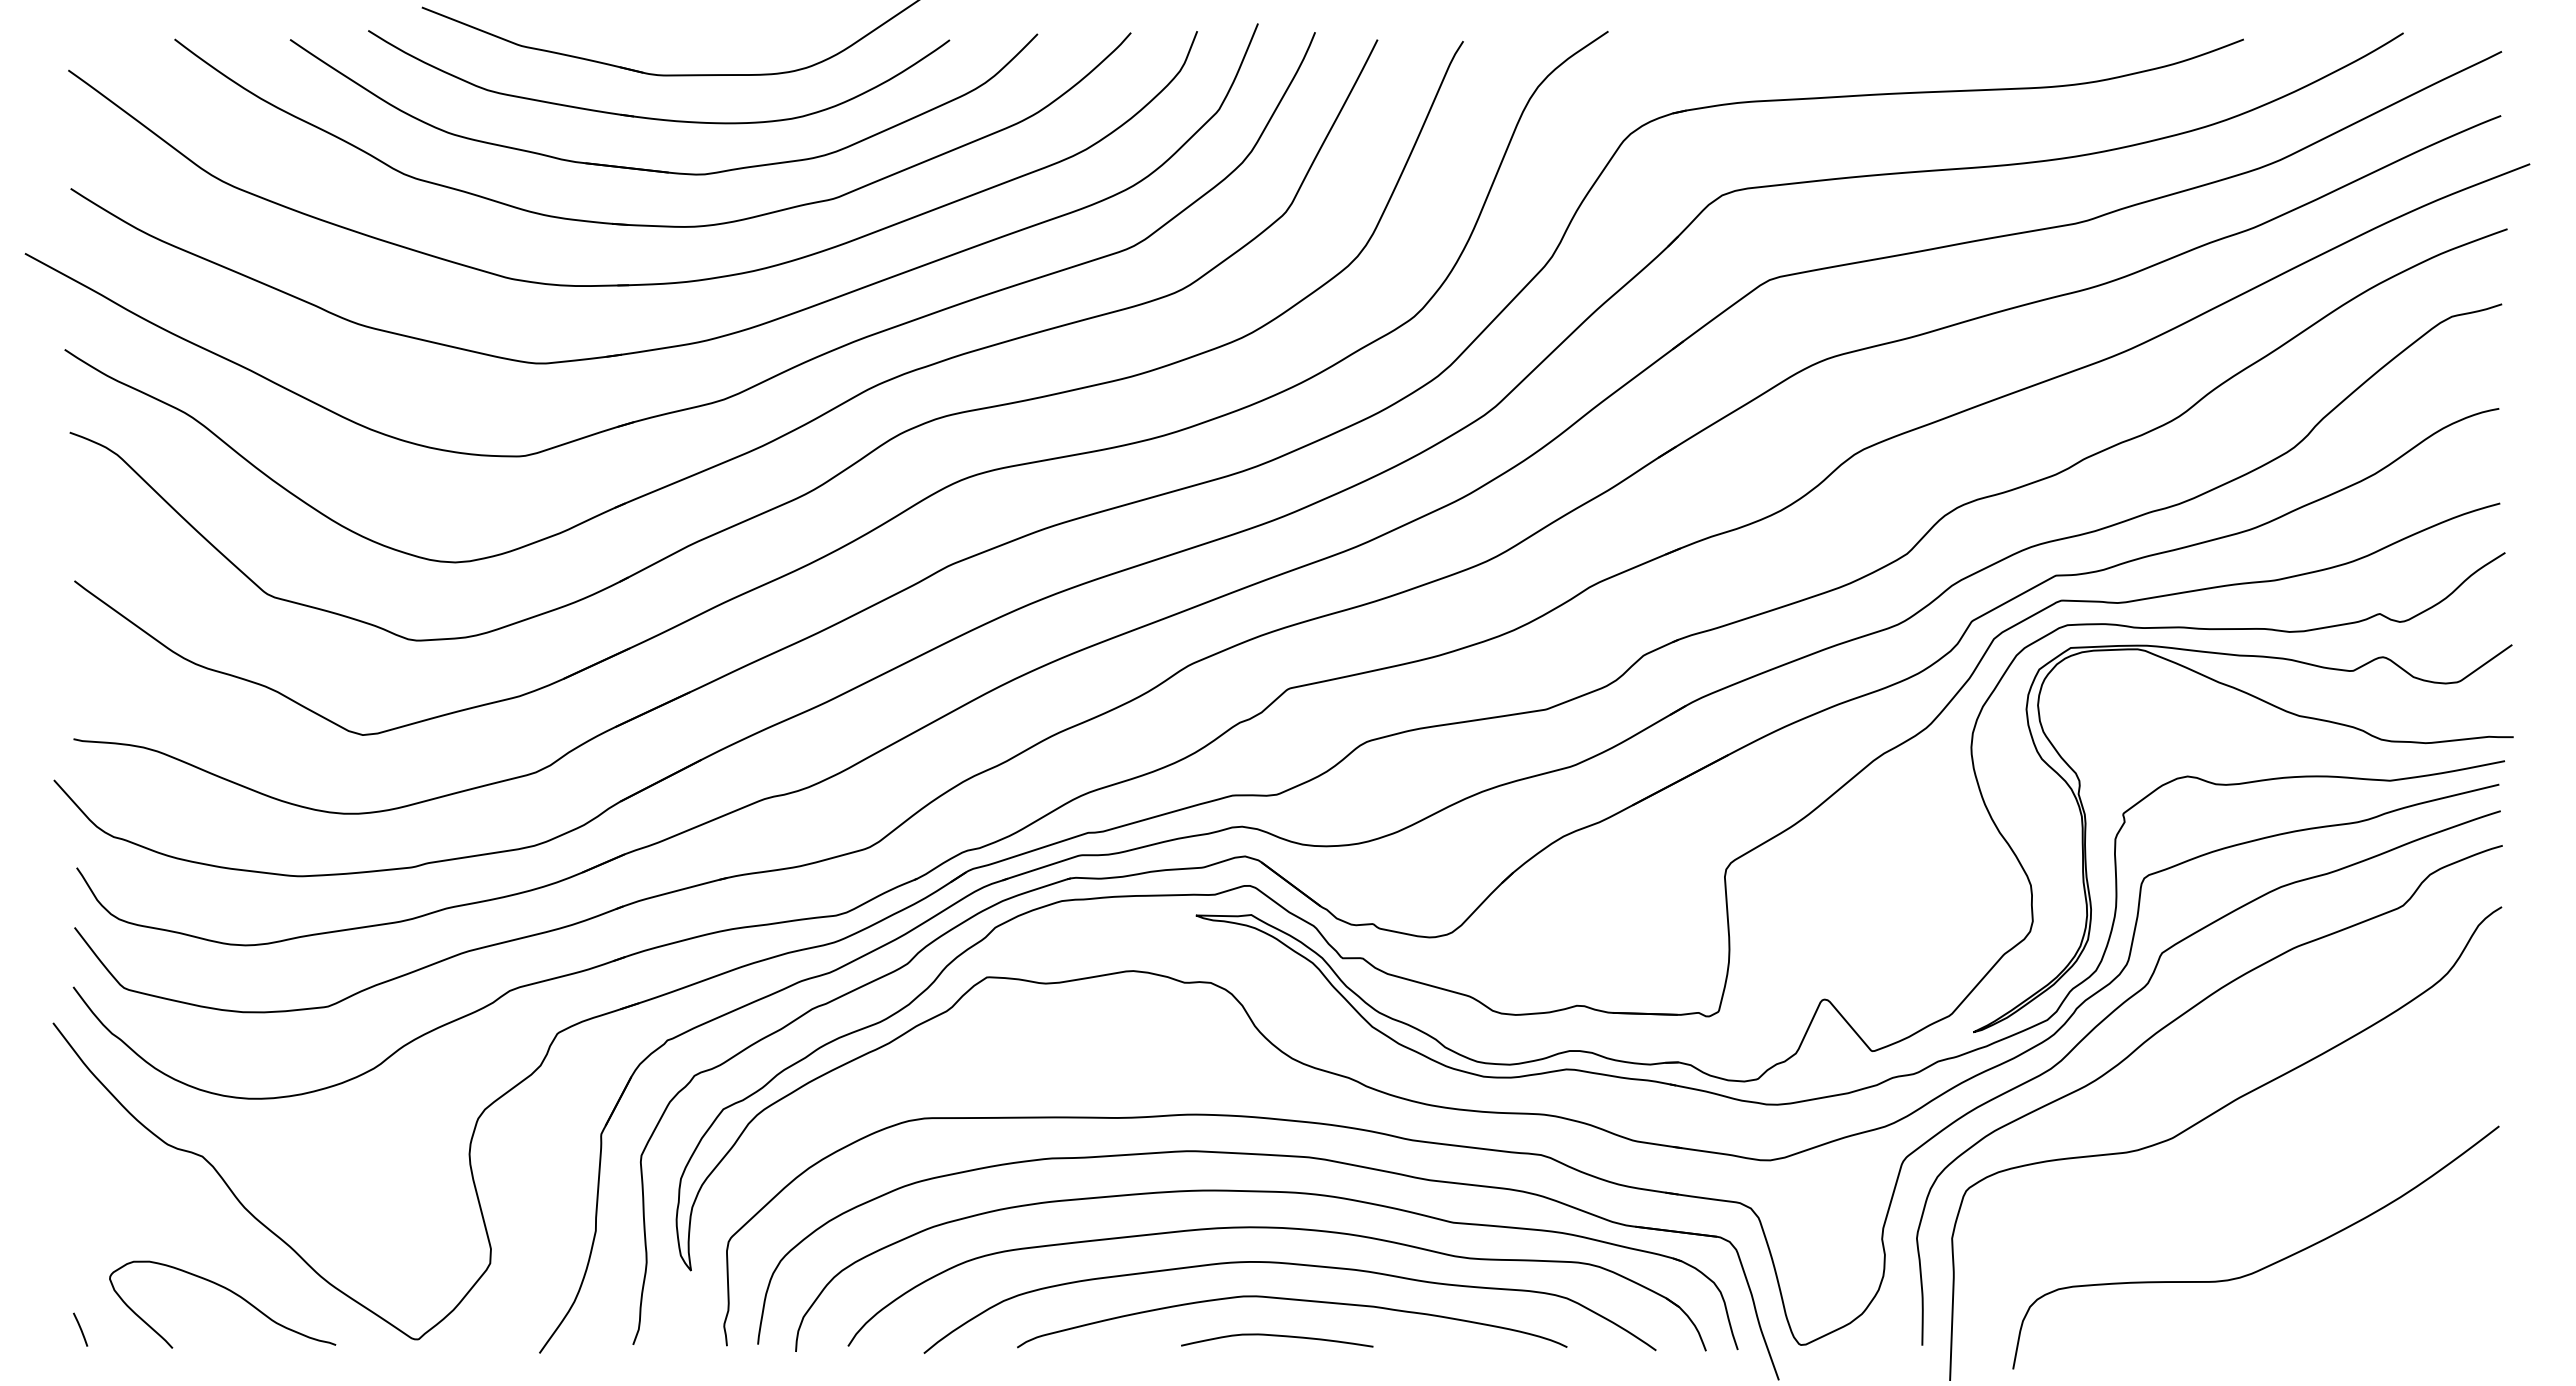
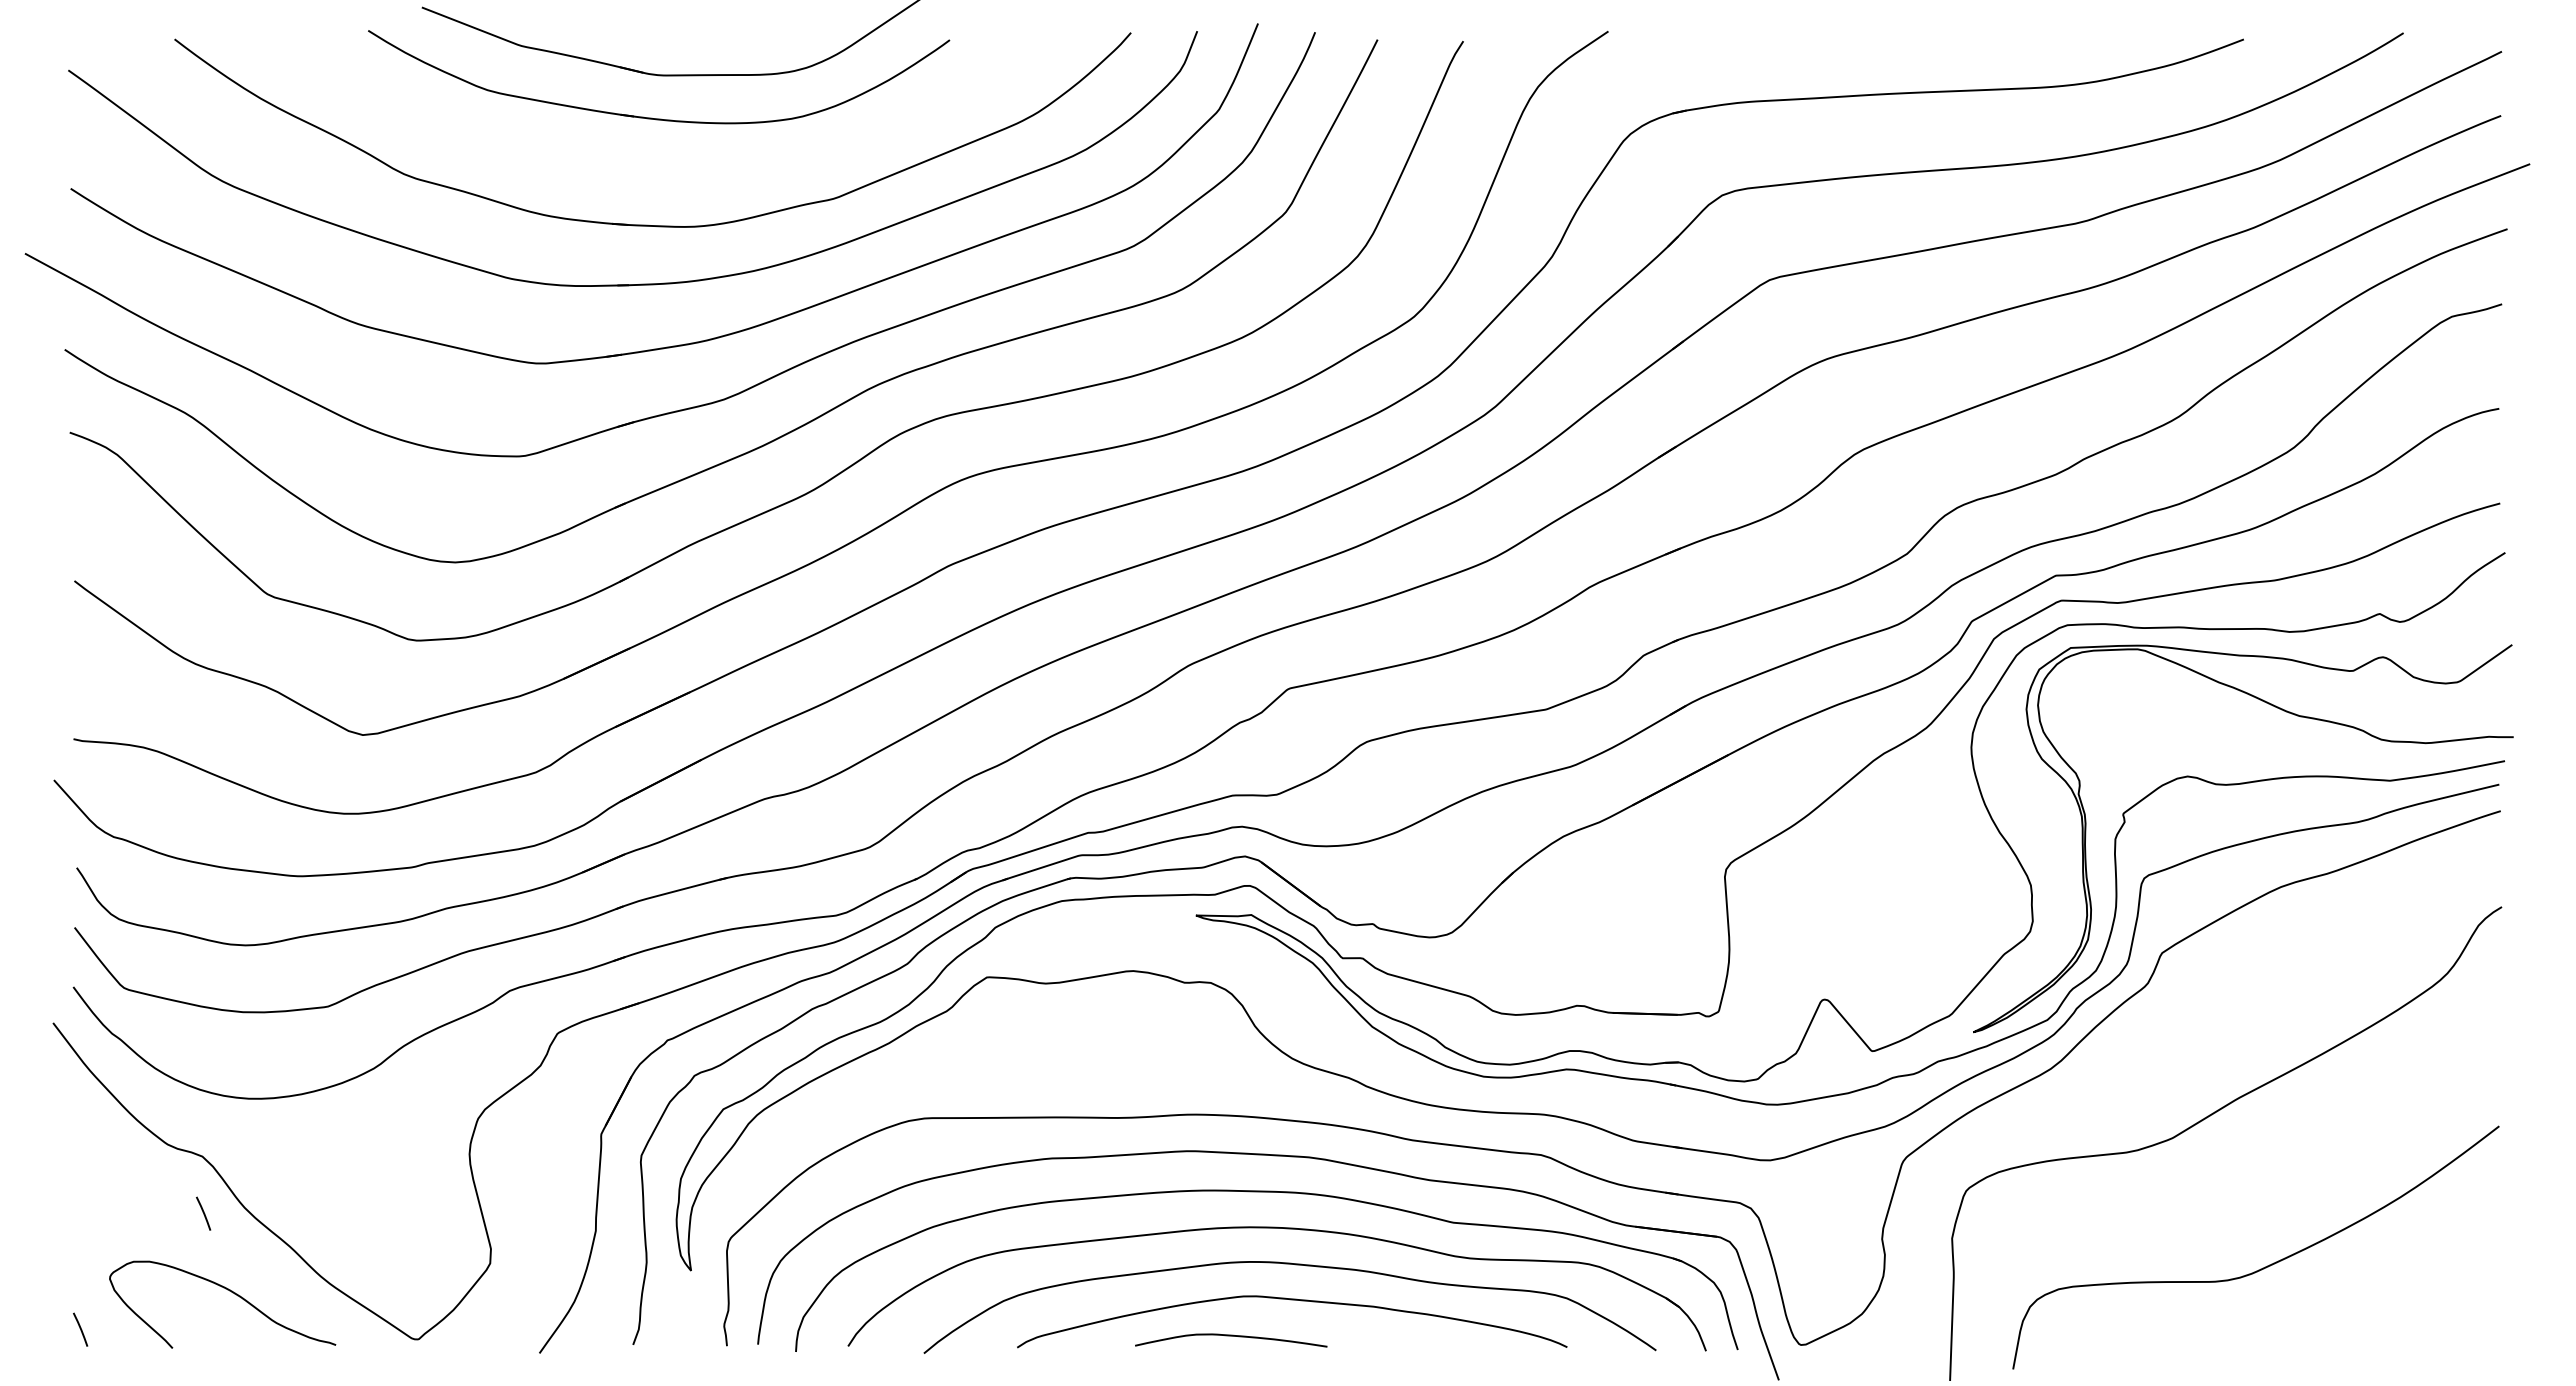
part: present -> none (652, 169)
curve: present -> none (2159, 1032)
line: none -> present (203, 1213)
curve position: (1277, 1336) -> (1231, 1336) (1231, 1336)
